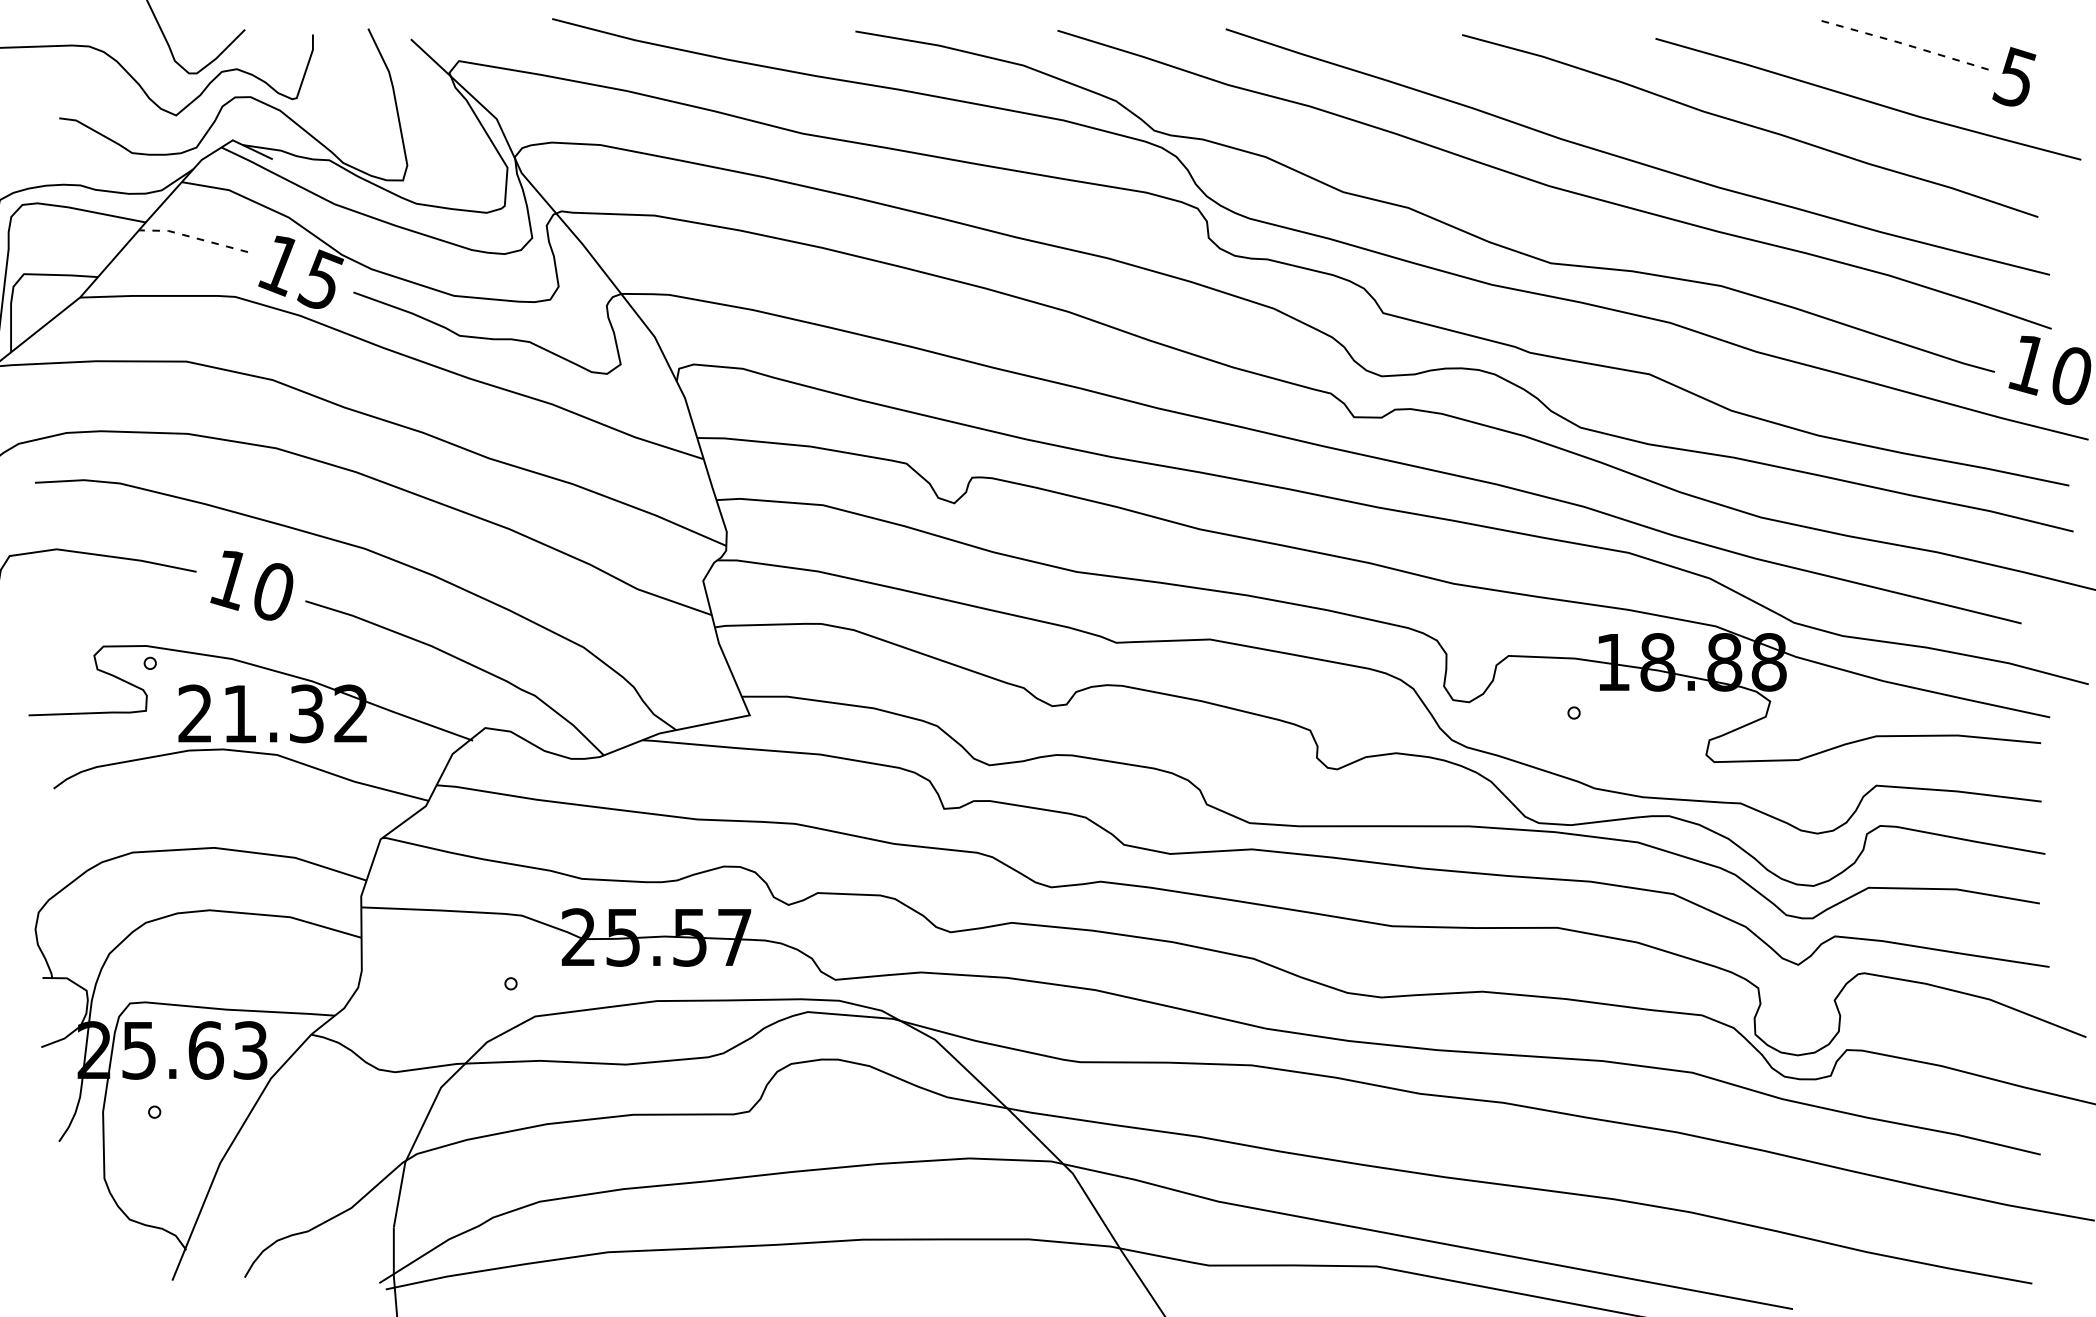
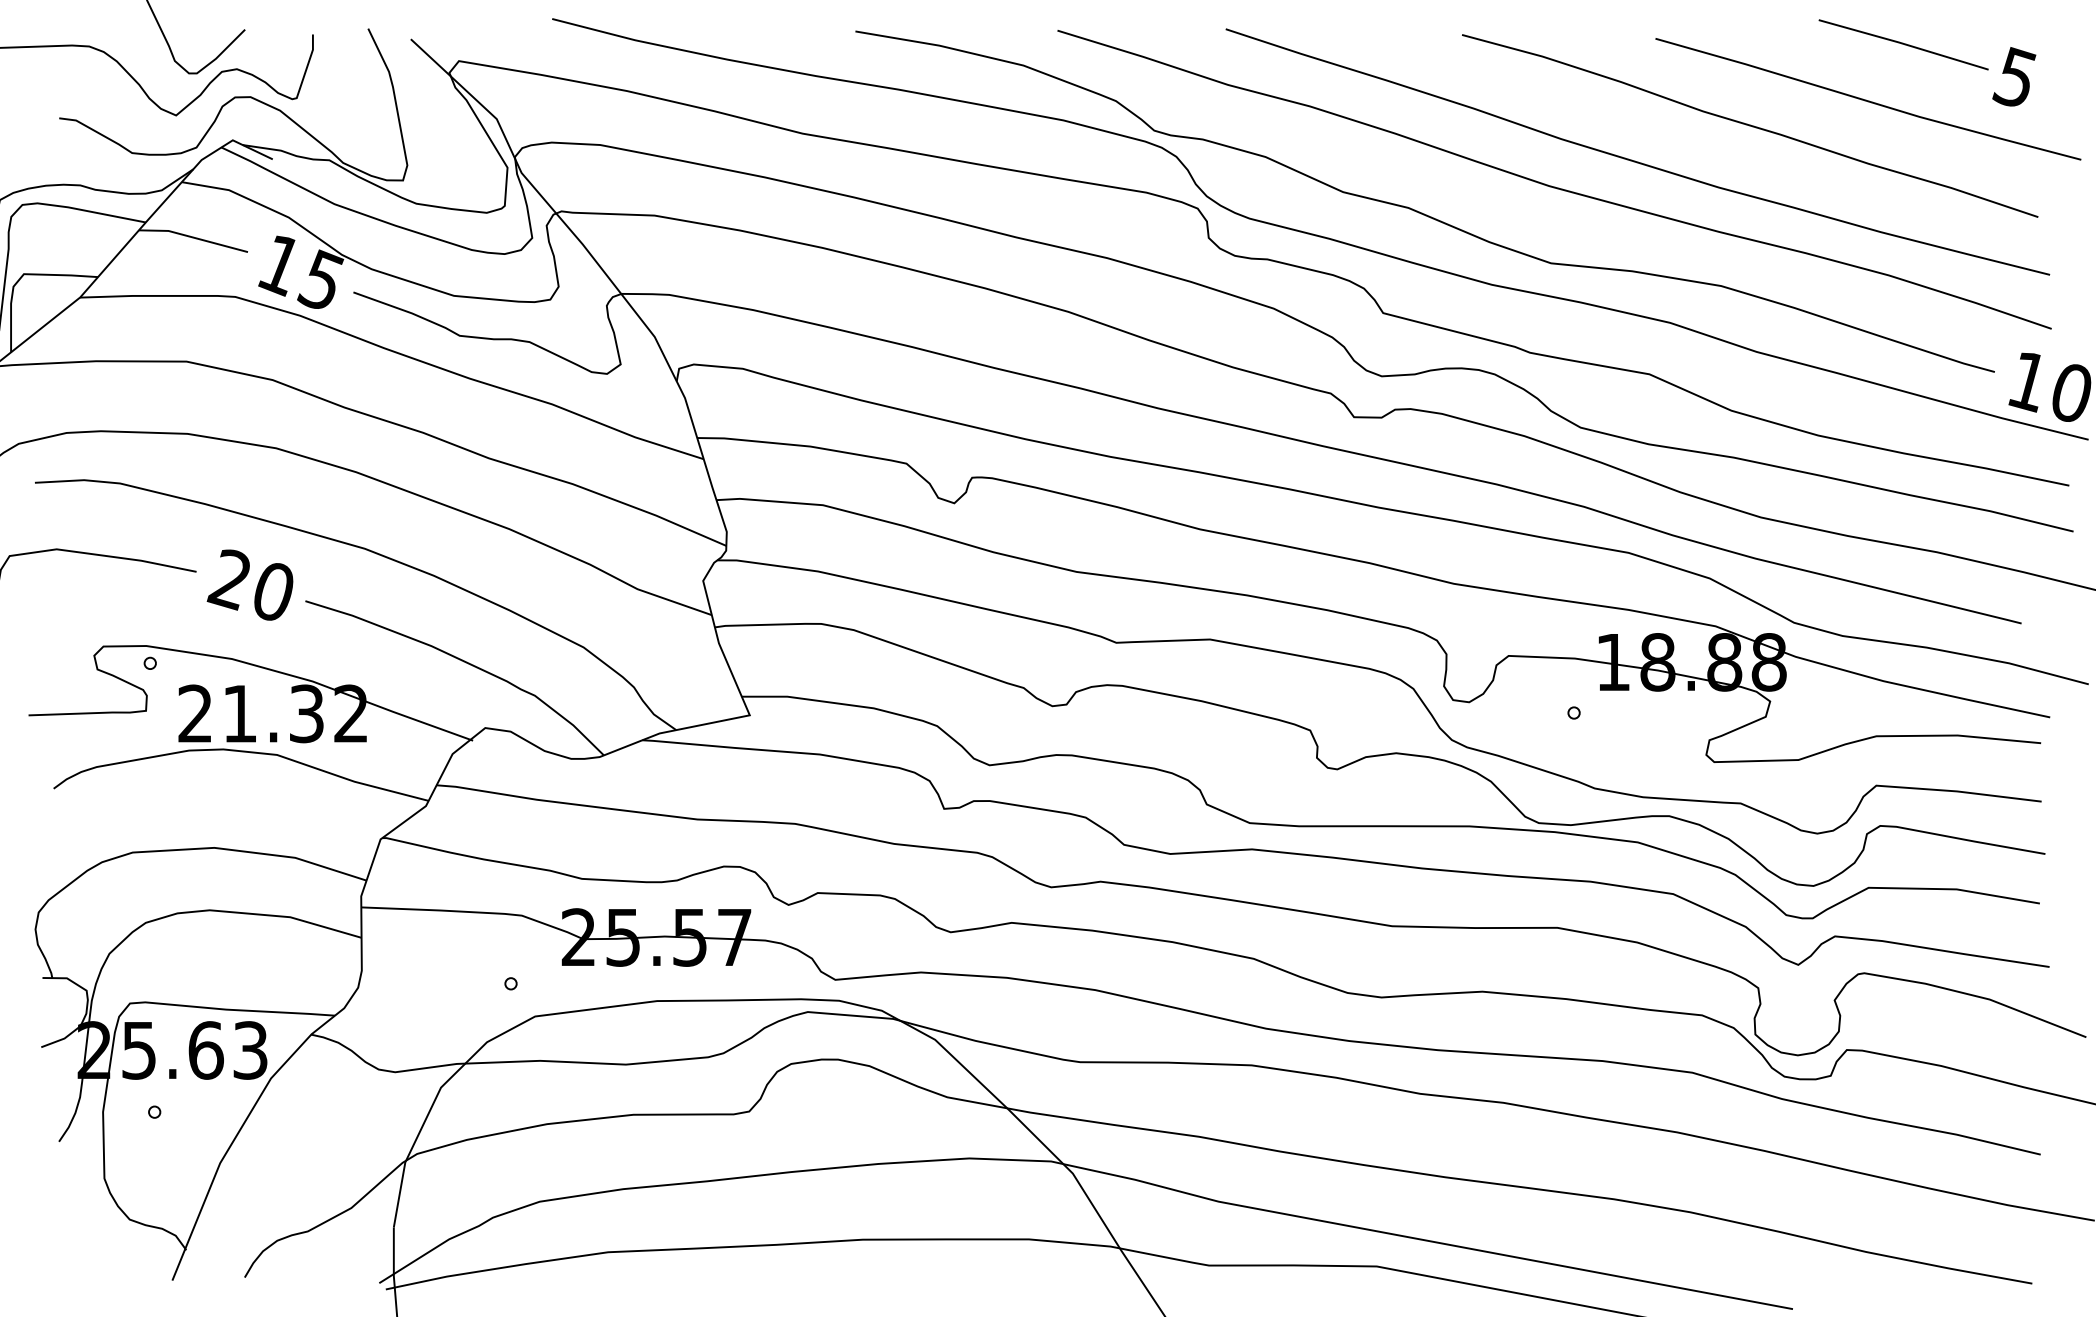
line: dashed -> solid (1903, 43)
line: dashed -> solid (193, 237)
text position: (2049, 369) -> (2049, 386) (2049, 386)
text: 10 -> 20 (227, 579)
